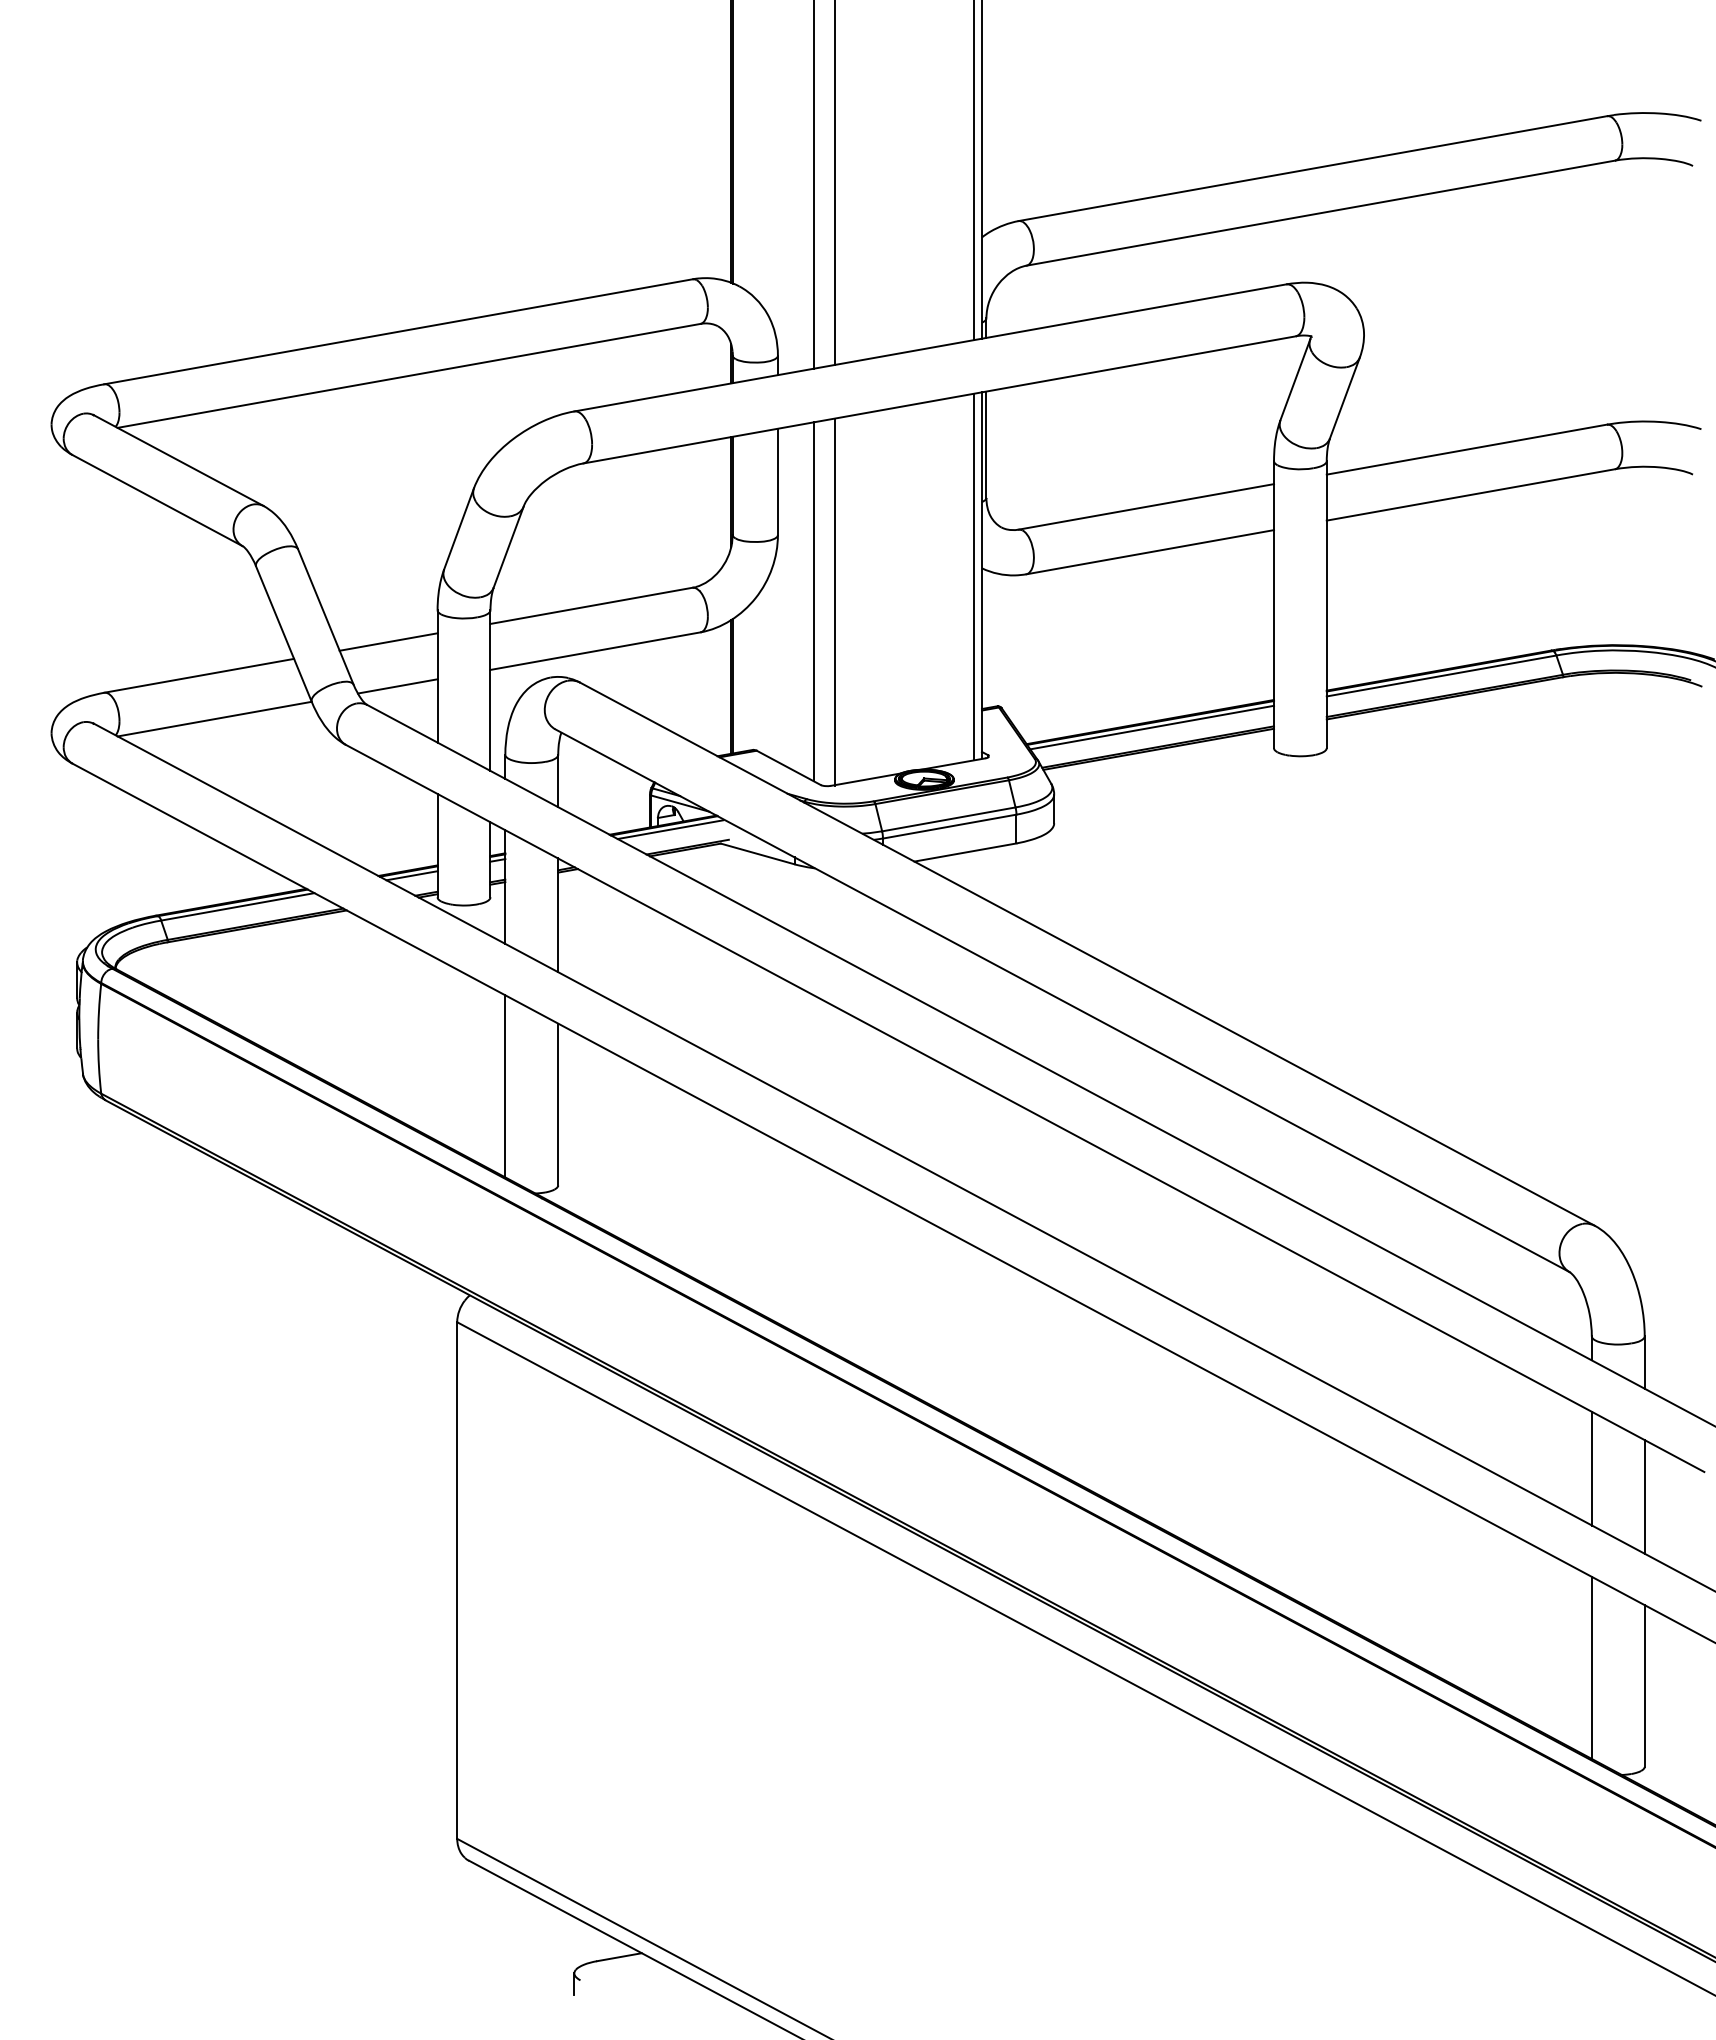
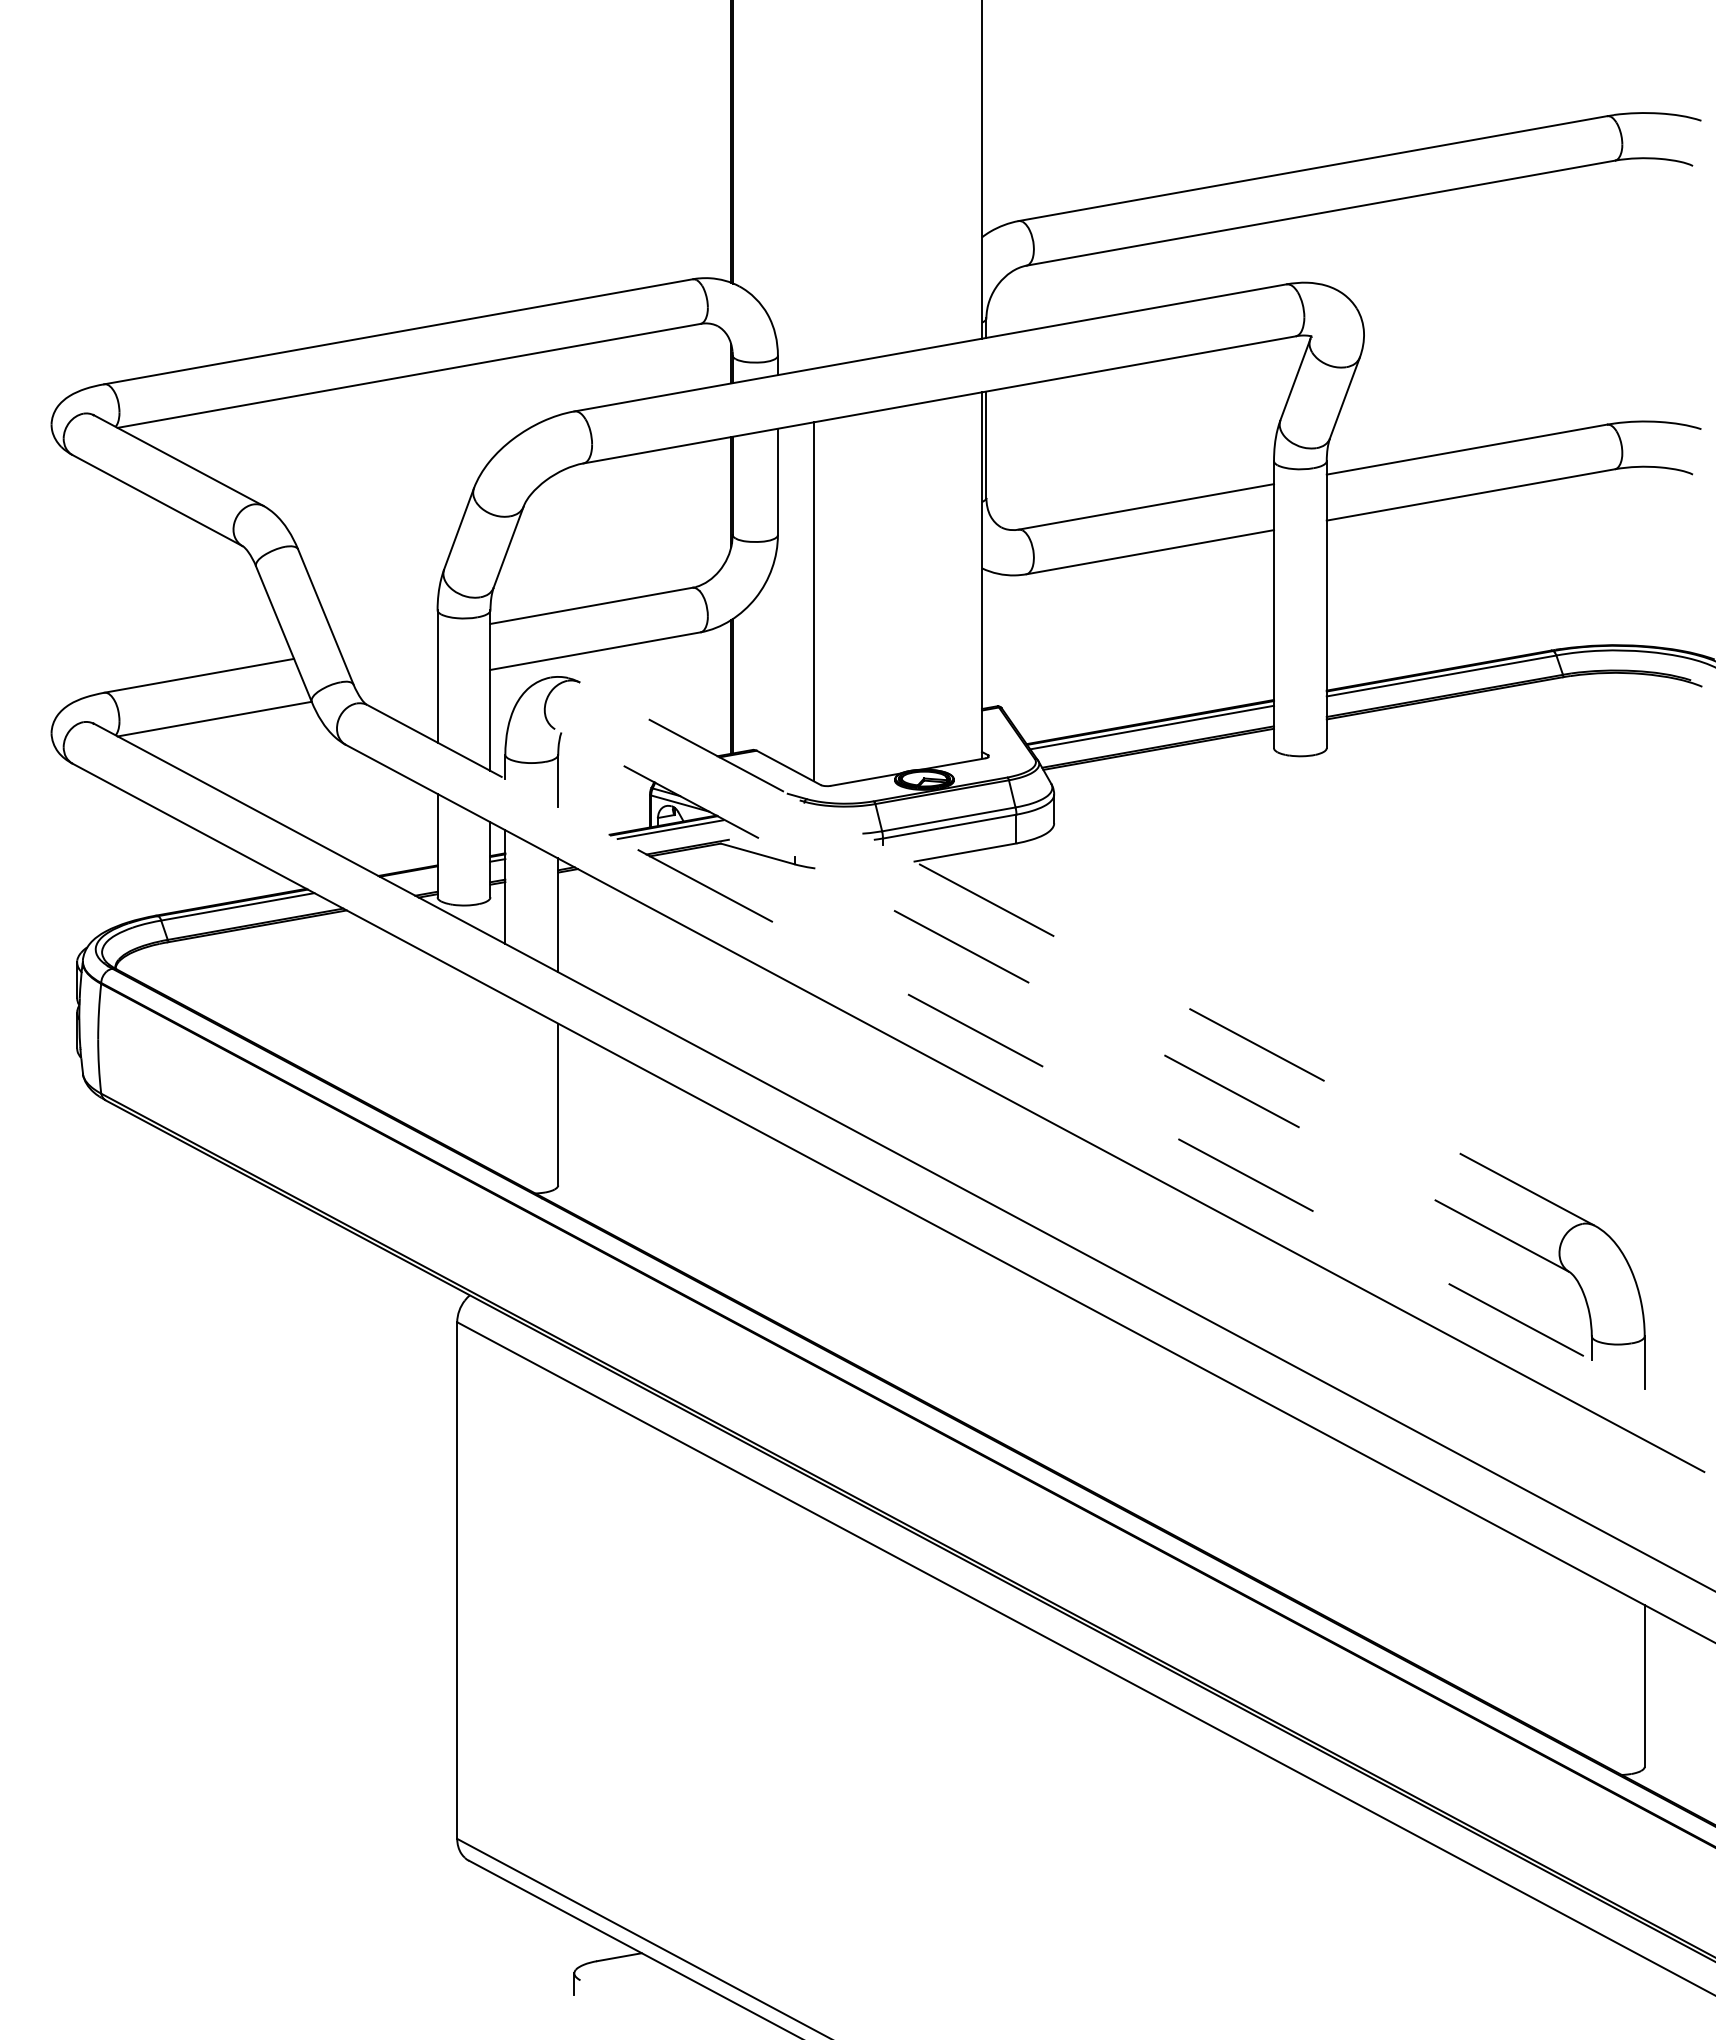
line: present -> none (974, 171)
line: present -> none (834, 183)
line: present -> none (813, 185)
line: present -> none (974, 576)
line: present -> none (834, 601)
line: present -> none (388, 641)
line: present -> none (397, 686)
line: present -> none (411, 875)
line: solid -> dashed (1087, 954)
line: solid -> dashed (1062, 1000)
line: solid -> dashed (1041, 1066)
line: present -> none (505, 1086)
line: present -> none (1591, 1468)
line: present -> none (1644, 1496)
line: present -> none (1591, 1667)
